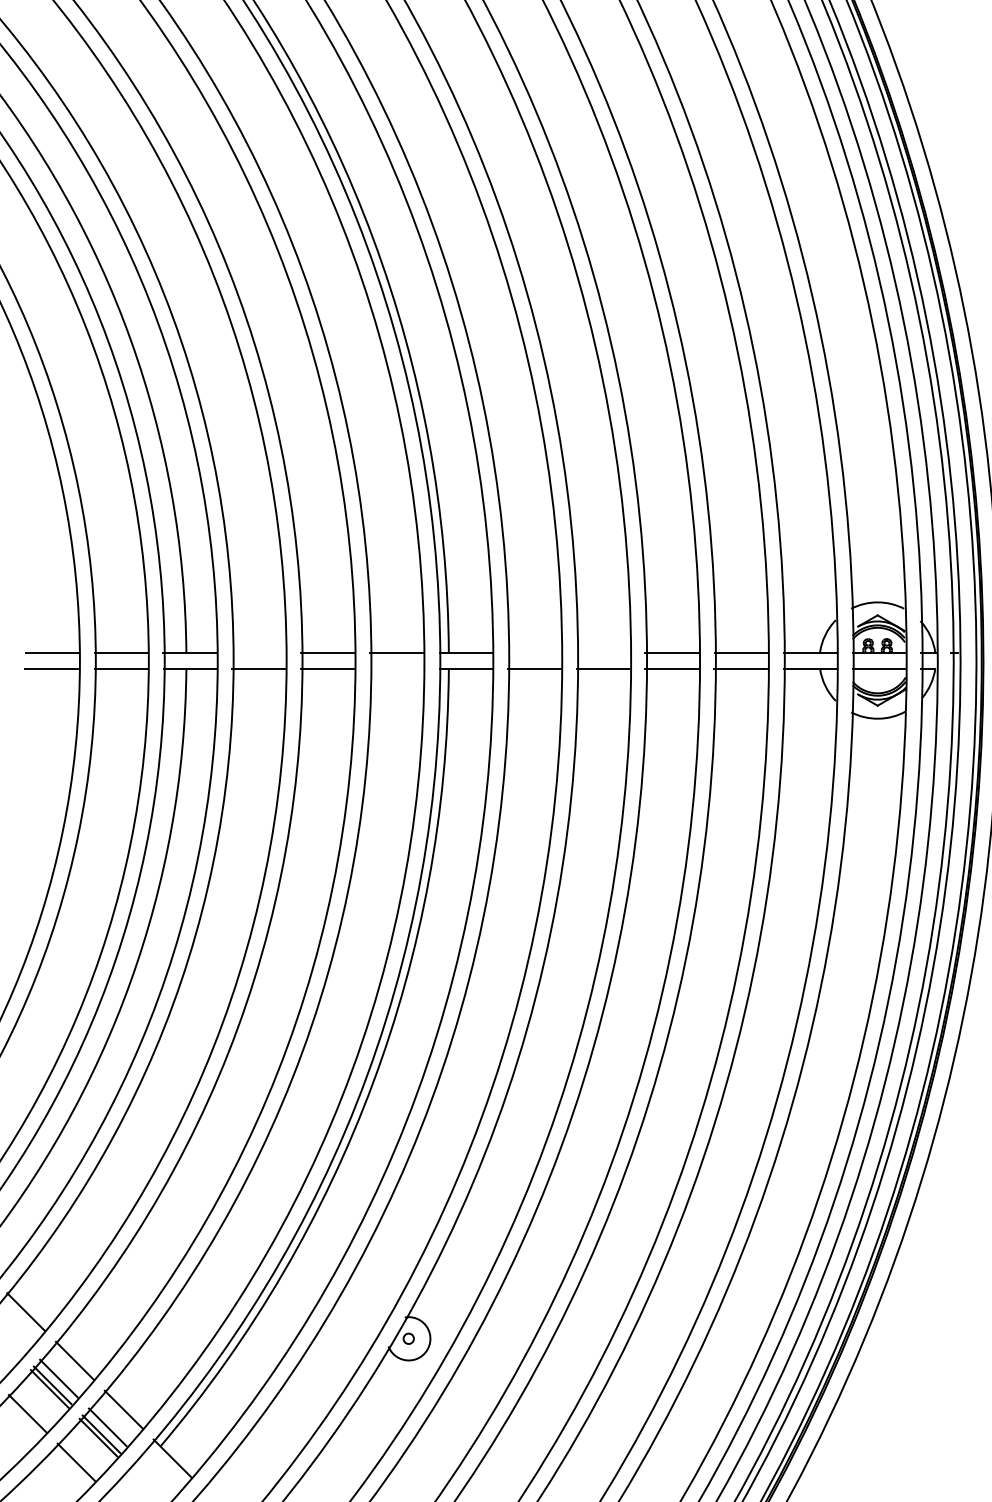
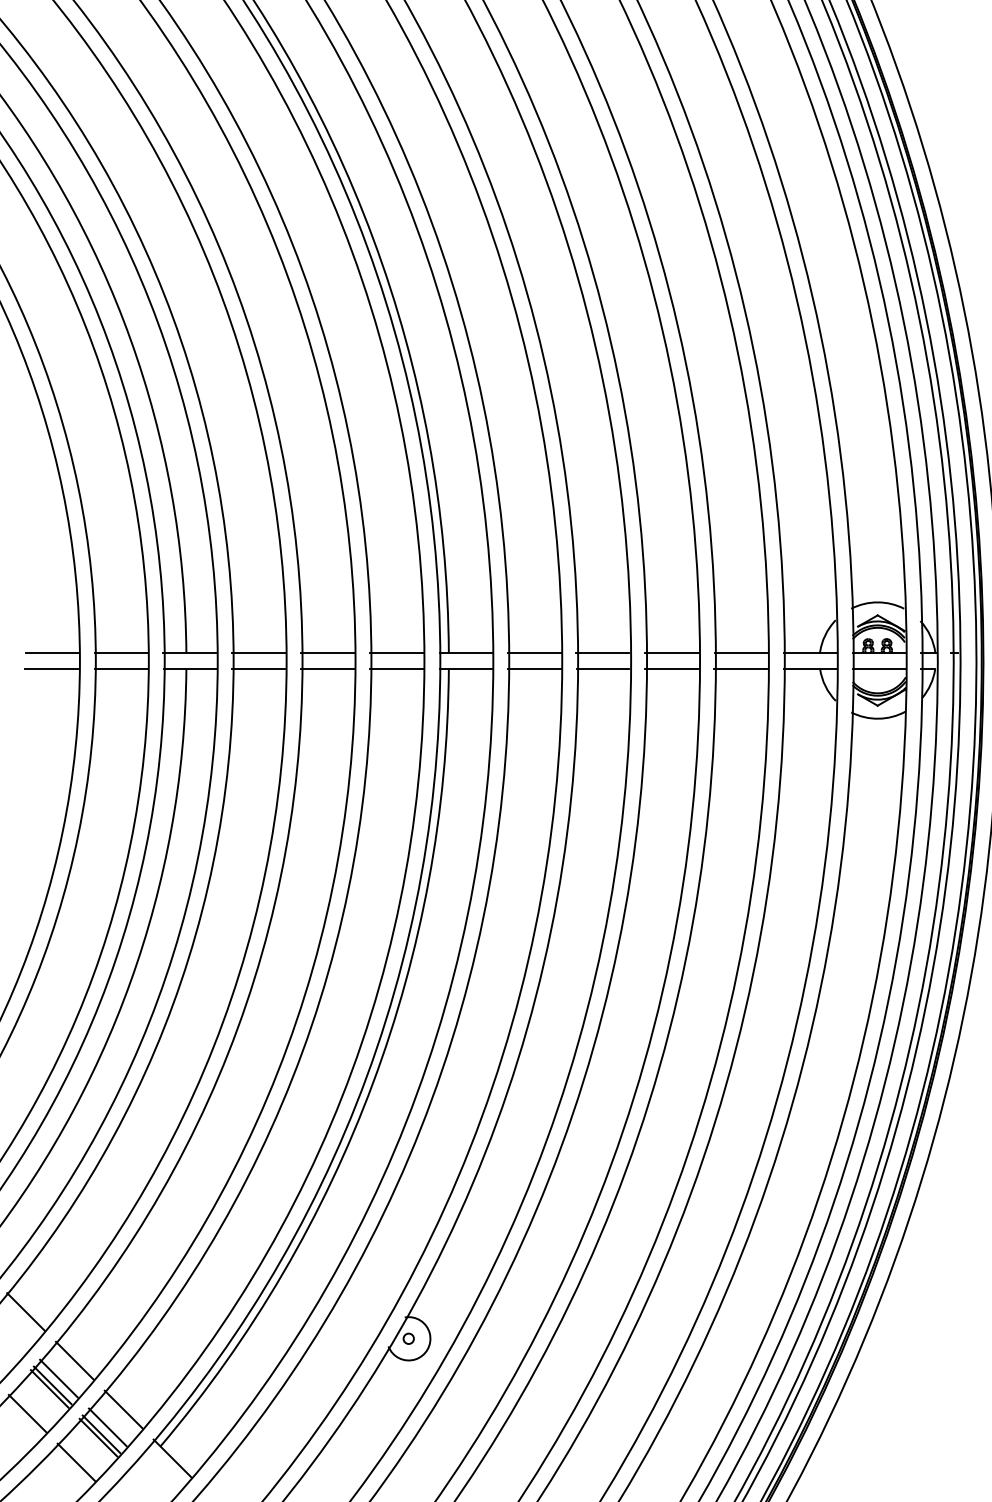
line: none -> present (257, 653)
line: none -> present (533, 653)
line: none -> present (602, 653)
line: none -> present (396, 669)
